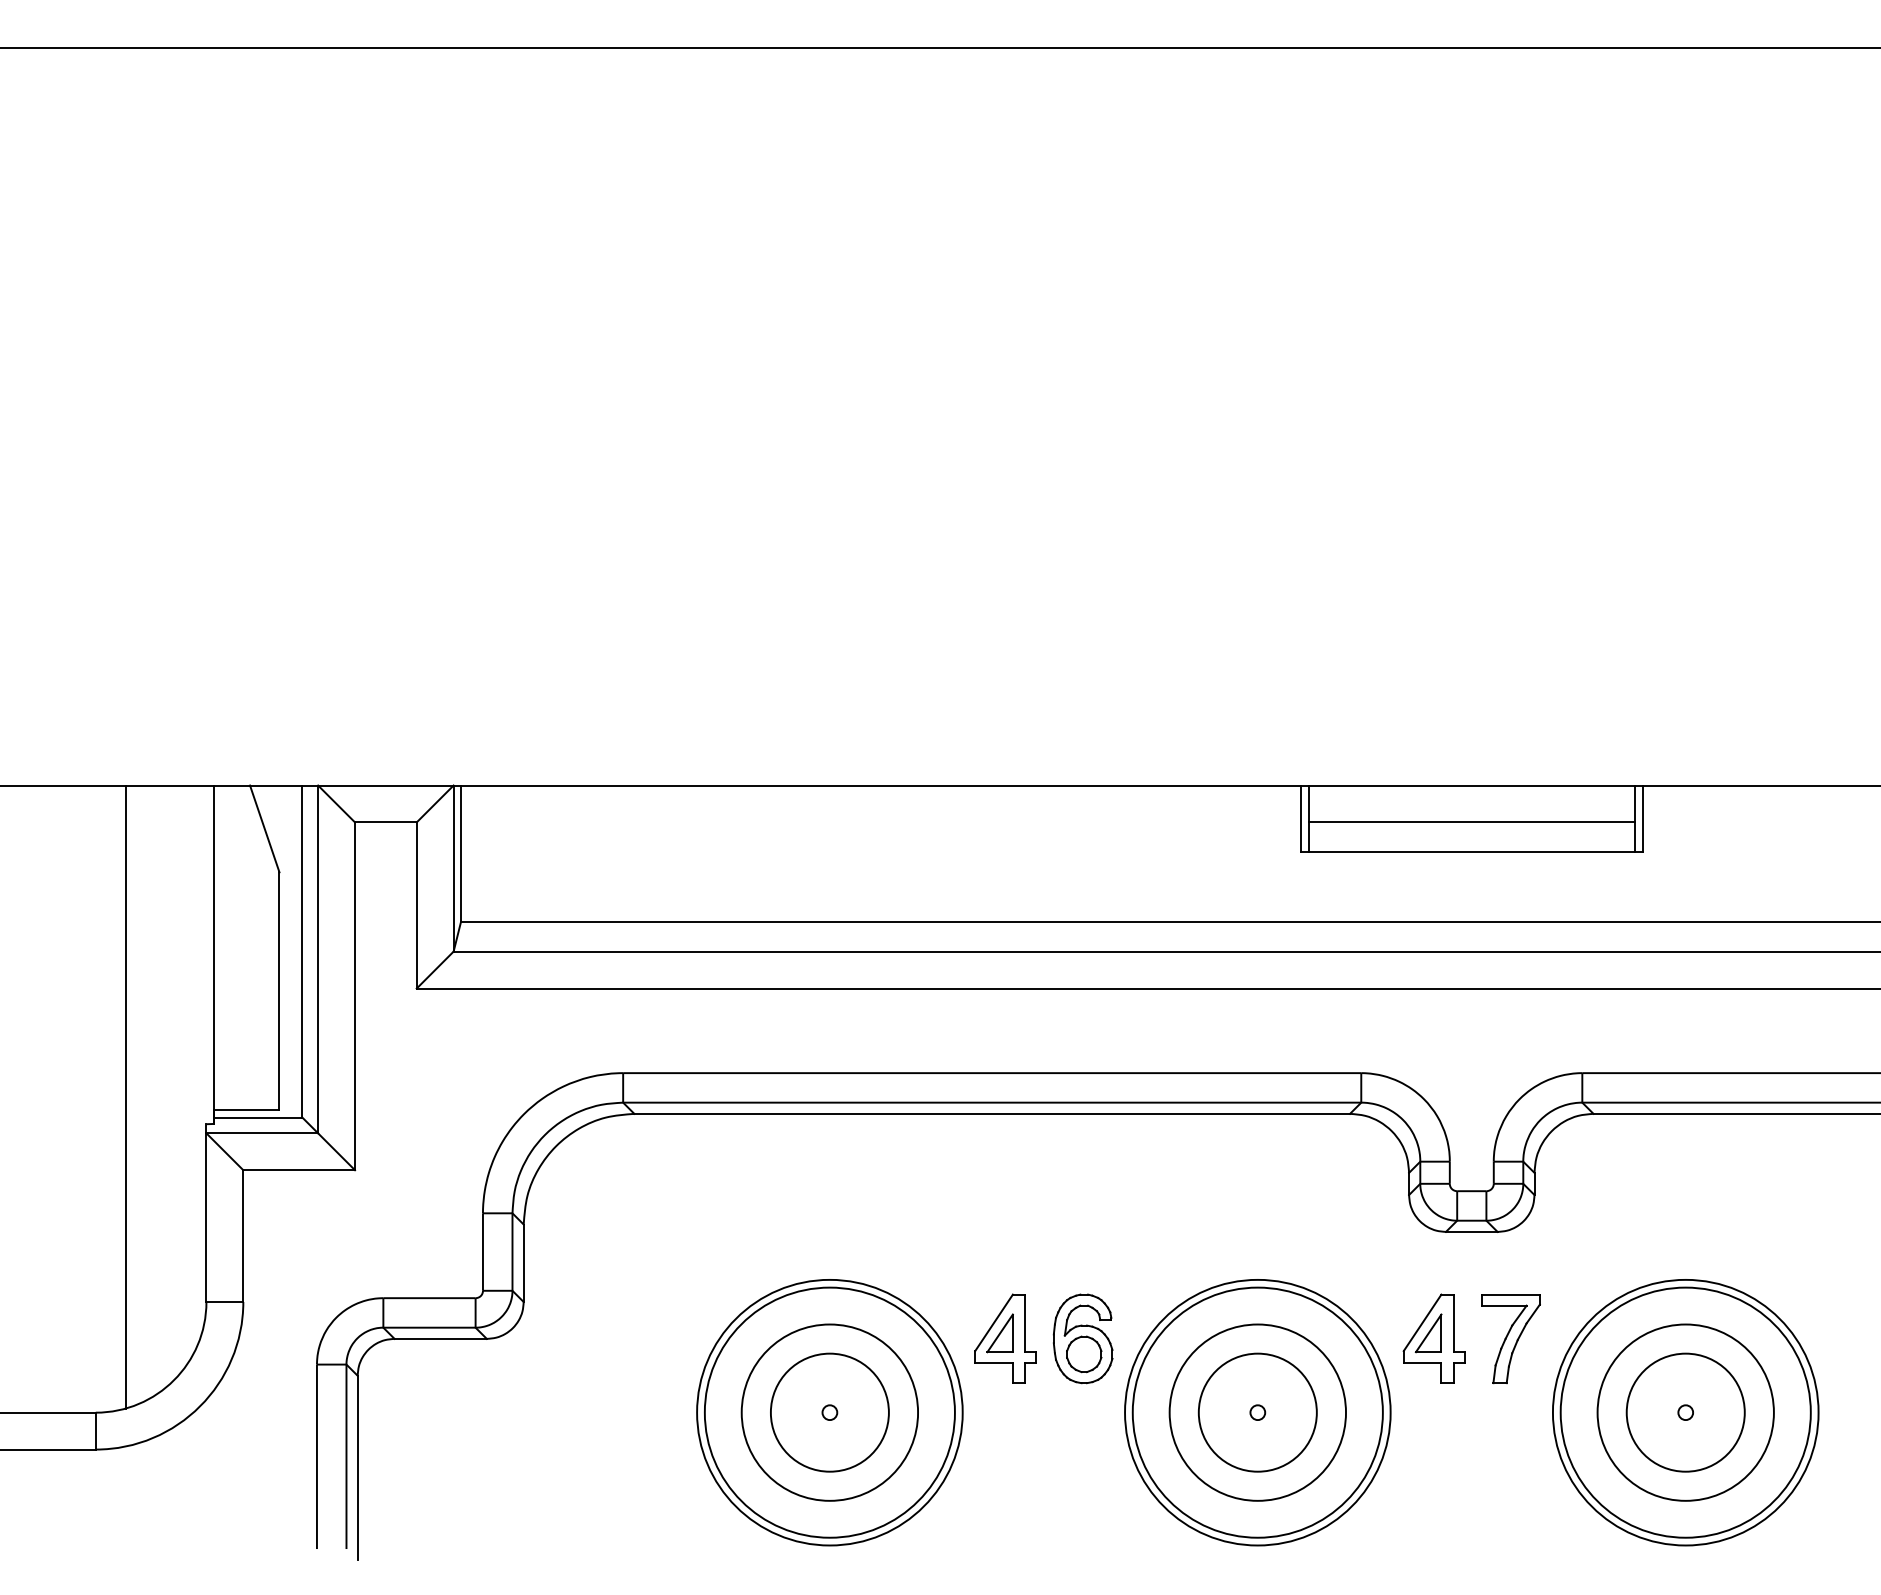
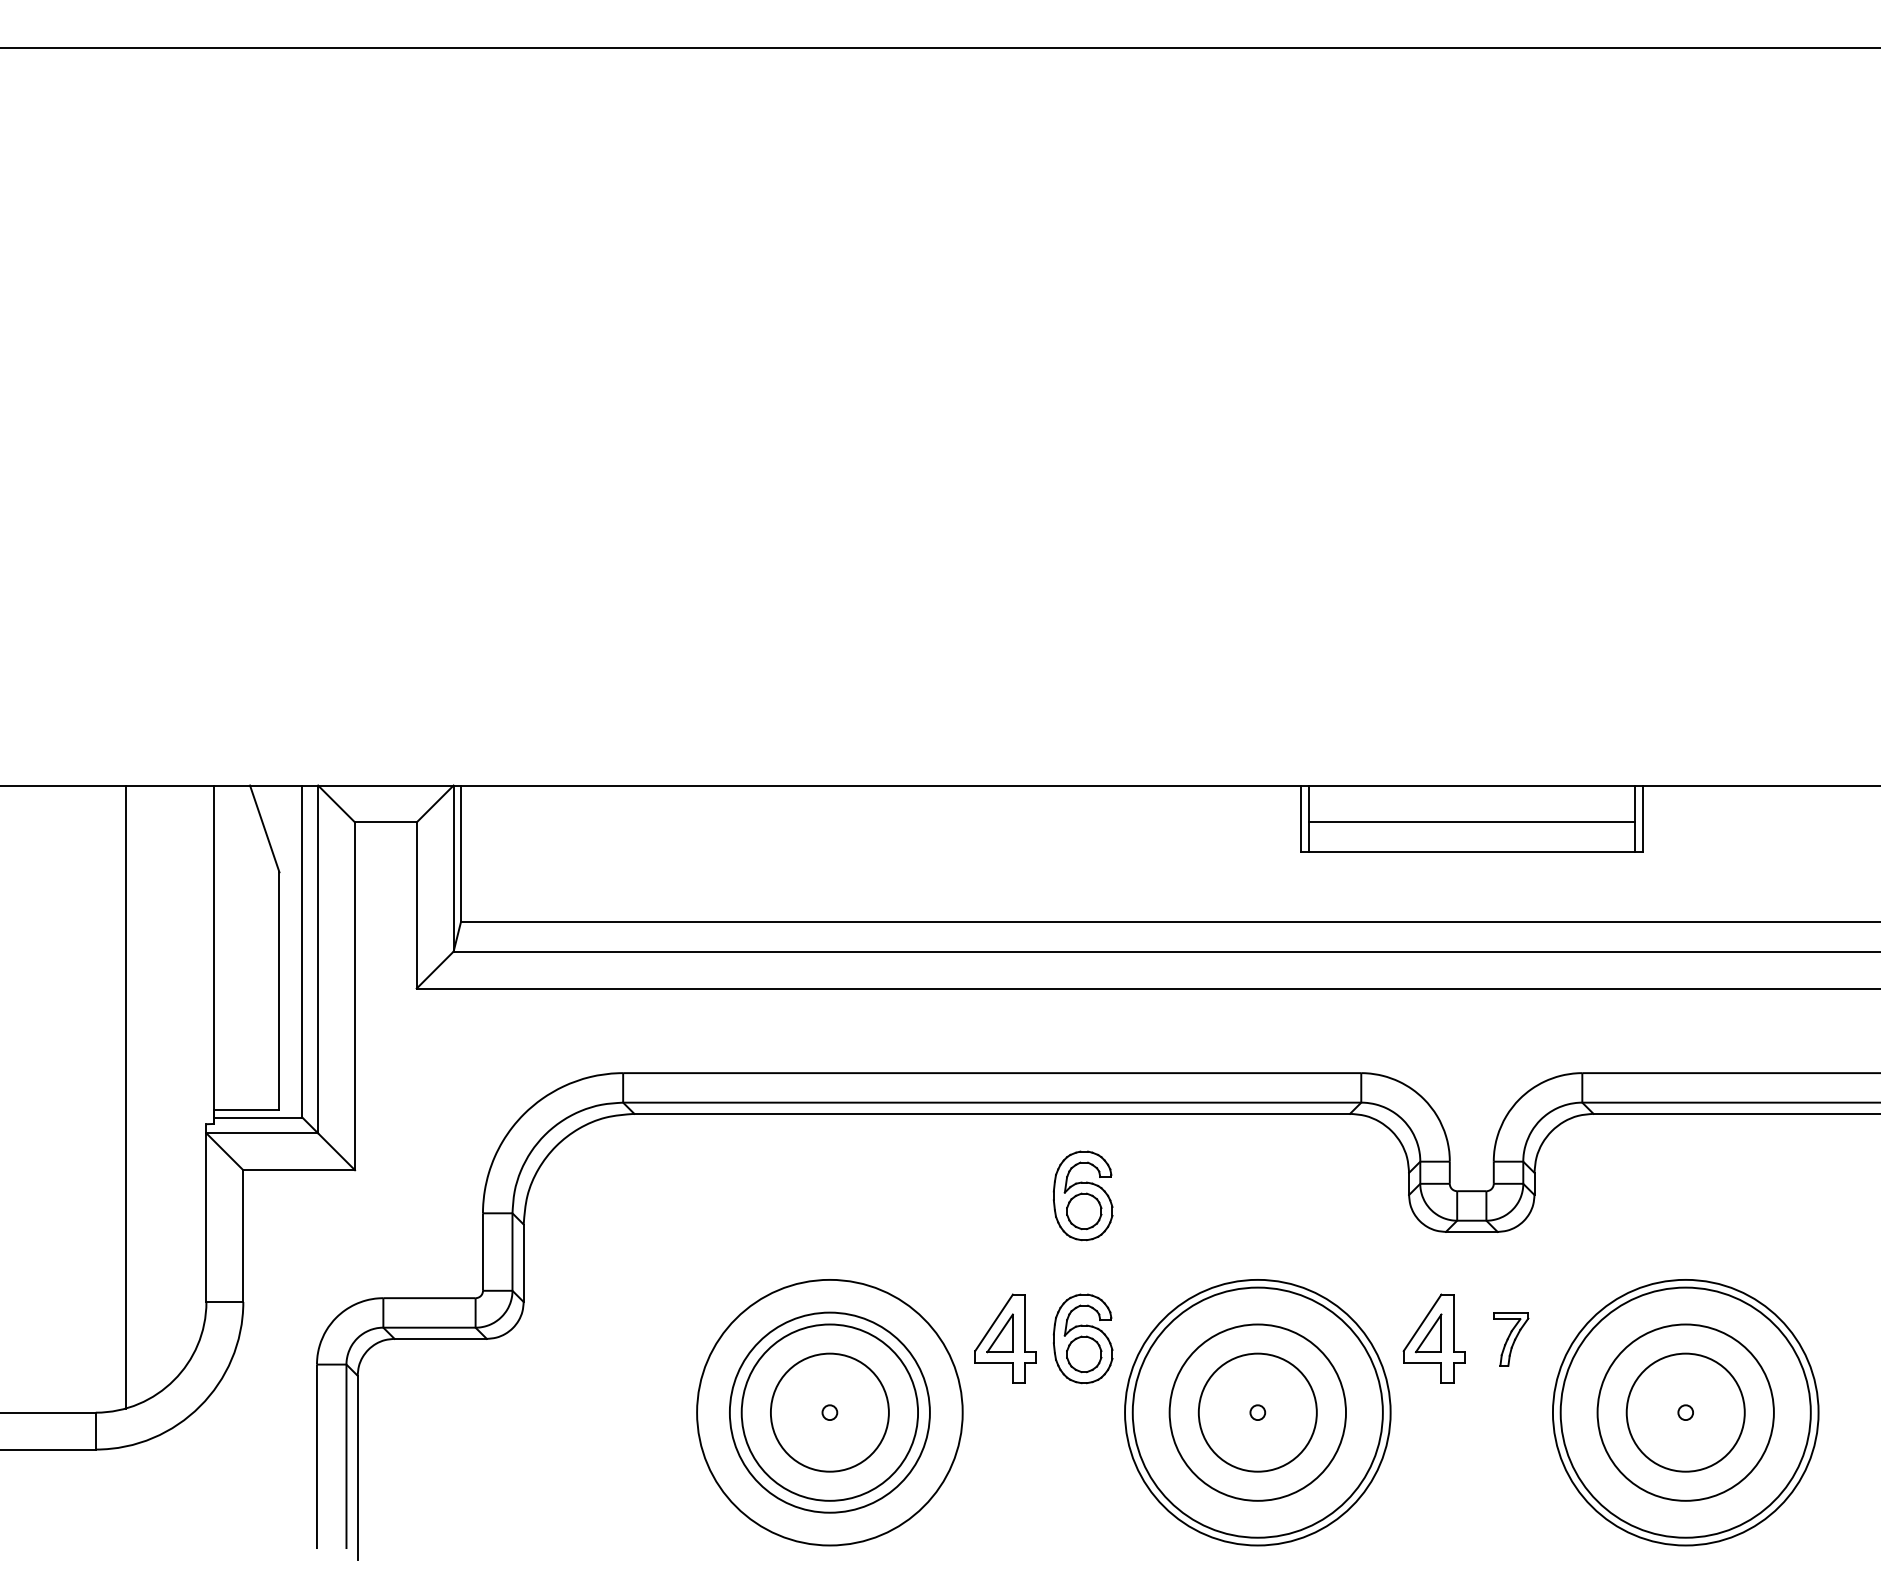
part: none -> present (1082, 1195)
part size: 60x91 px -> 37x55 px (1511, 1339)
circle diameter: 250 px -> 200 px (829, 1412)
